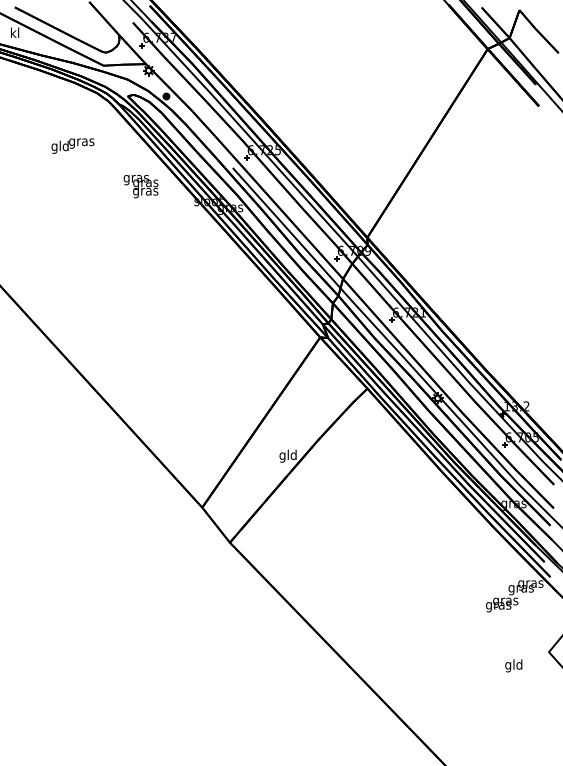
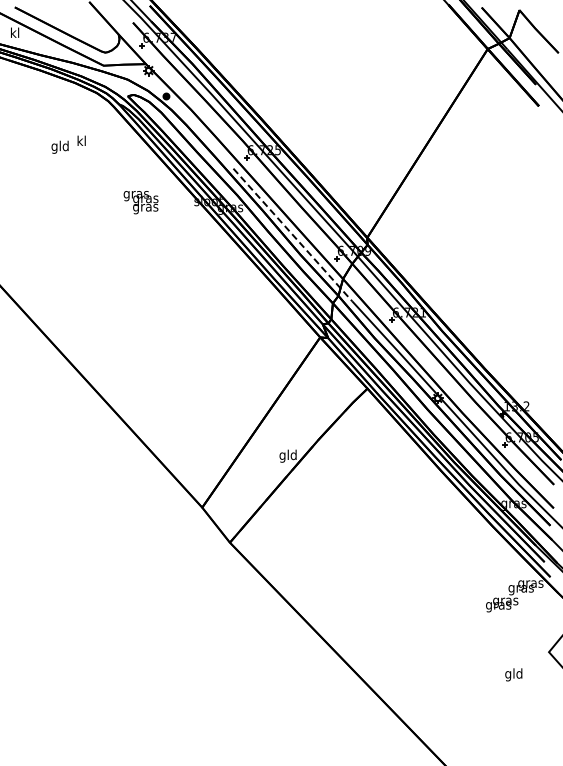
text: gras -> kl (81, 141)
text position: (140, 186) -> (140, 202) (140, 202)
line: solid -> dashed (293, 235)
text position: (513, 665) -> (513, 674) (513, 674)
